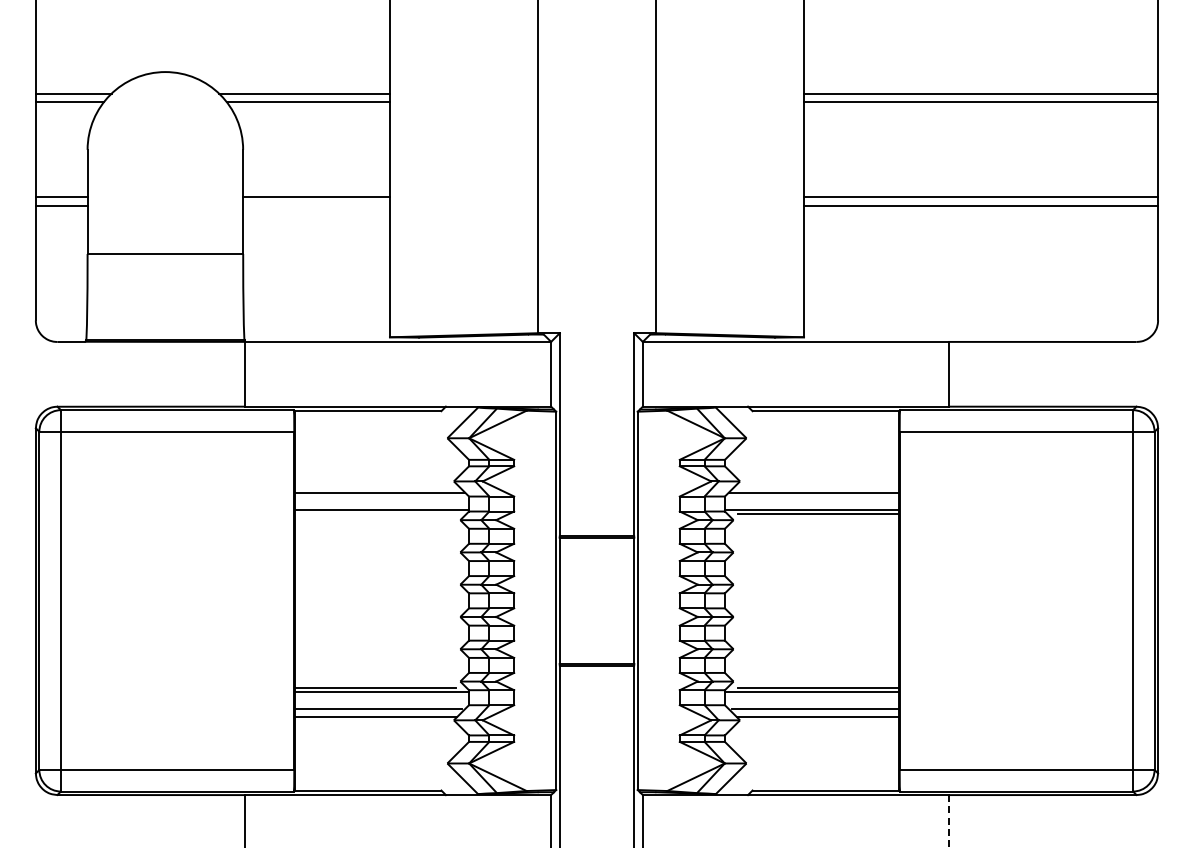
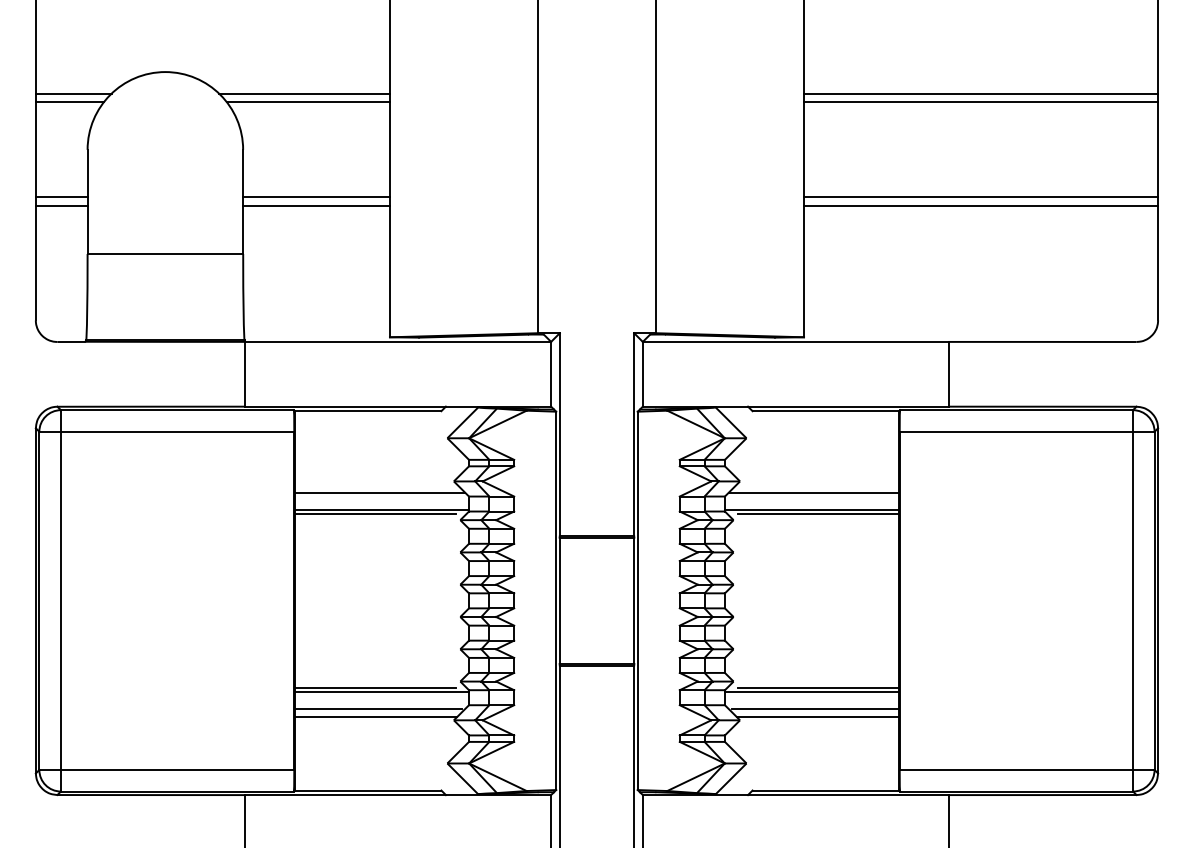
line: none -> present (316, 205)
line: none -> present (374, 514)
line: dashed -> solid (948, 821)
